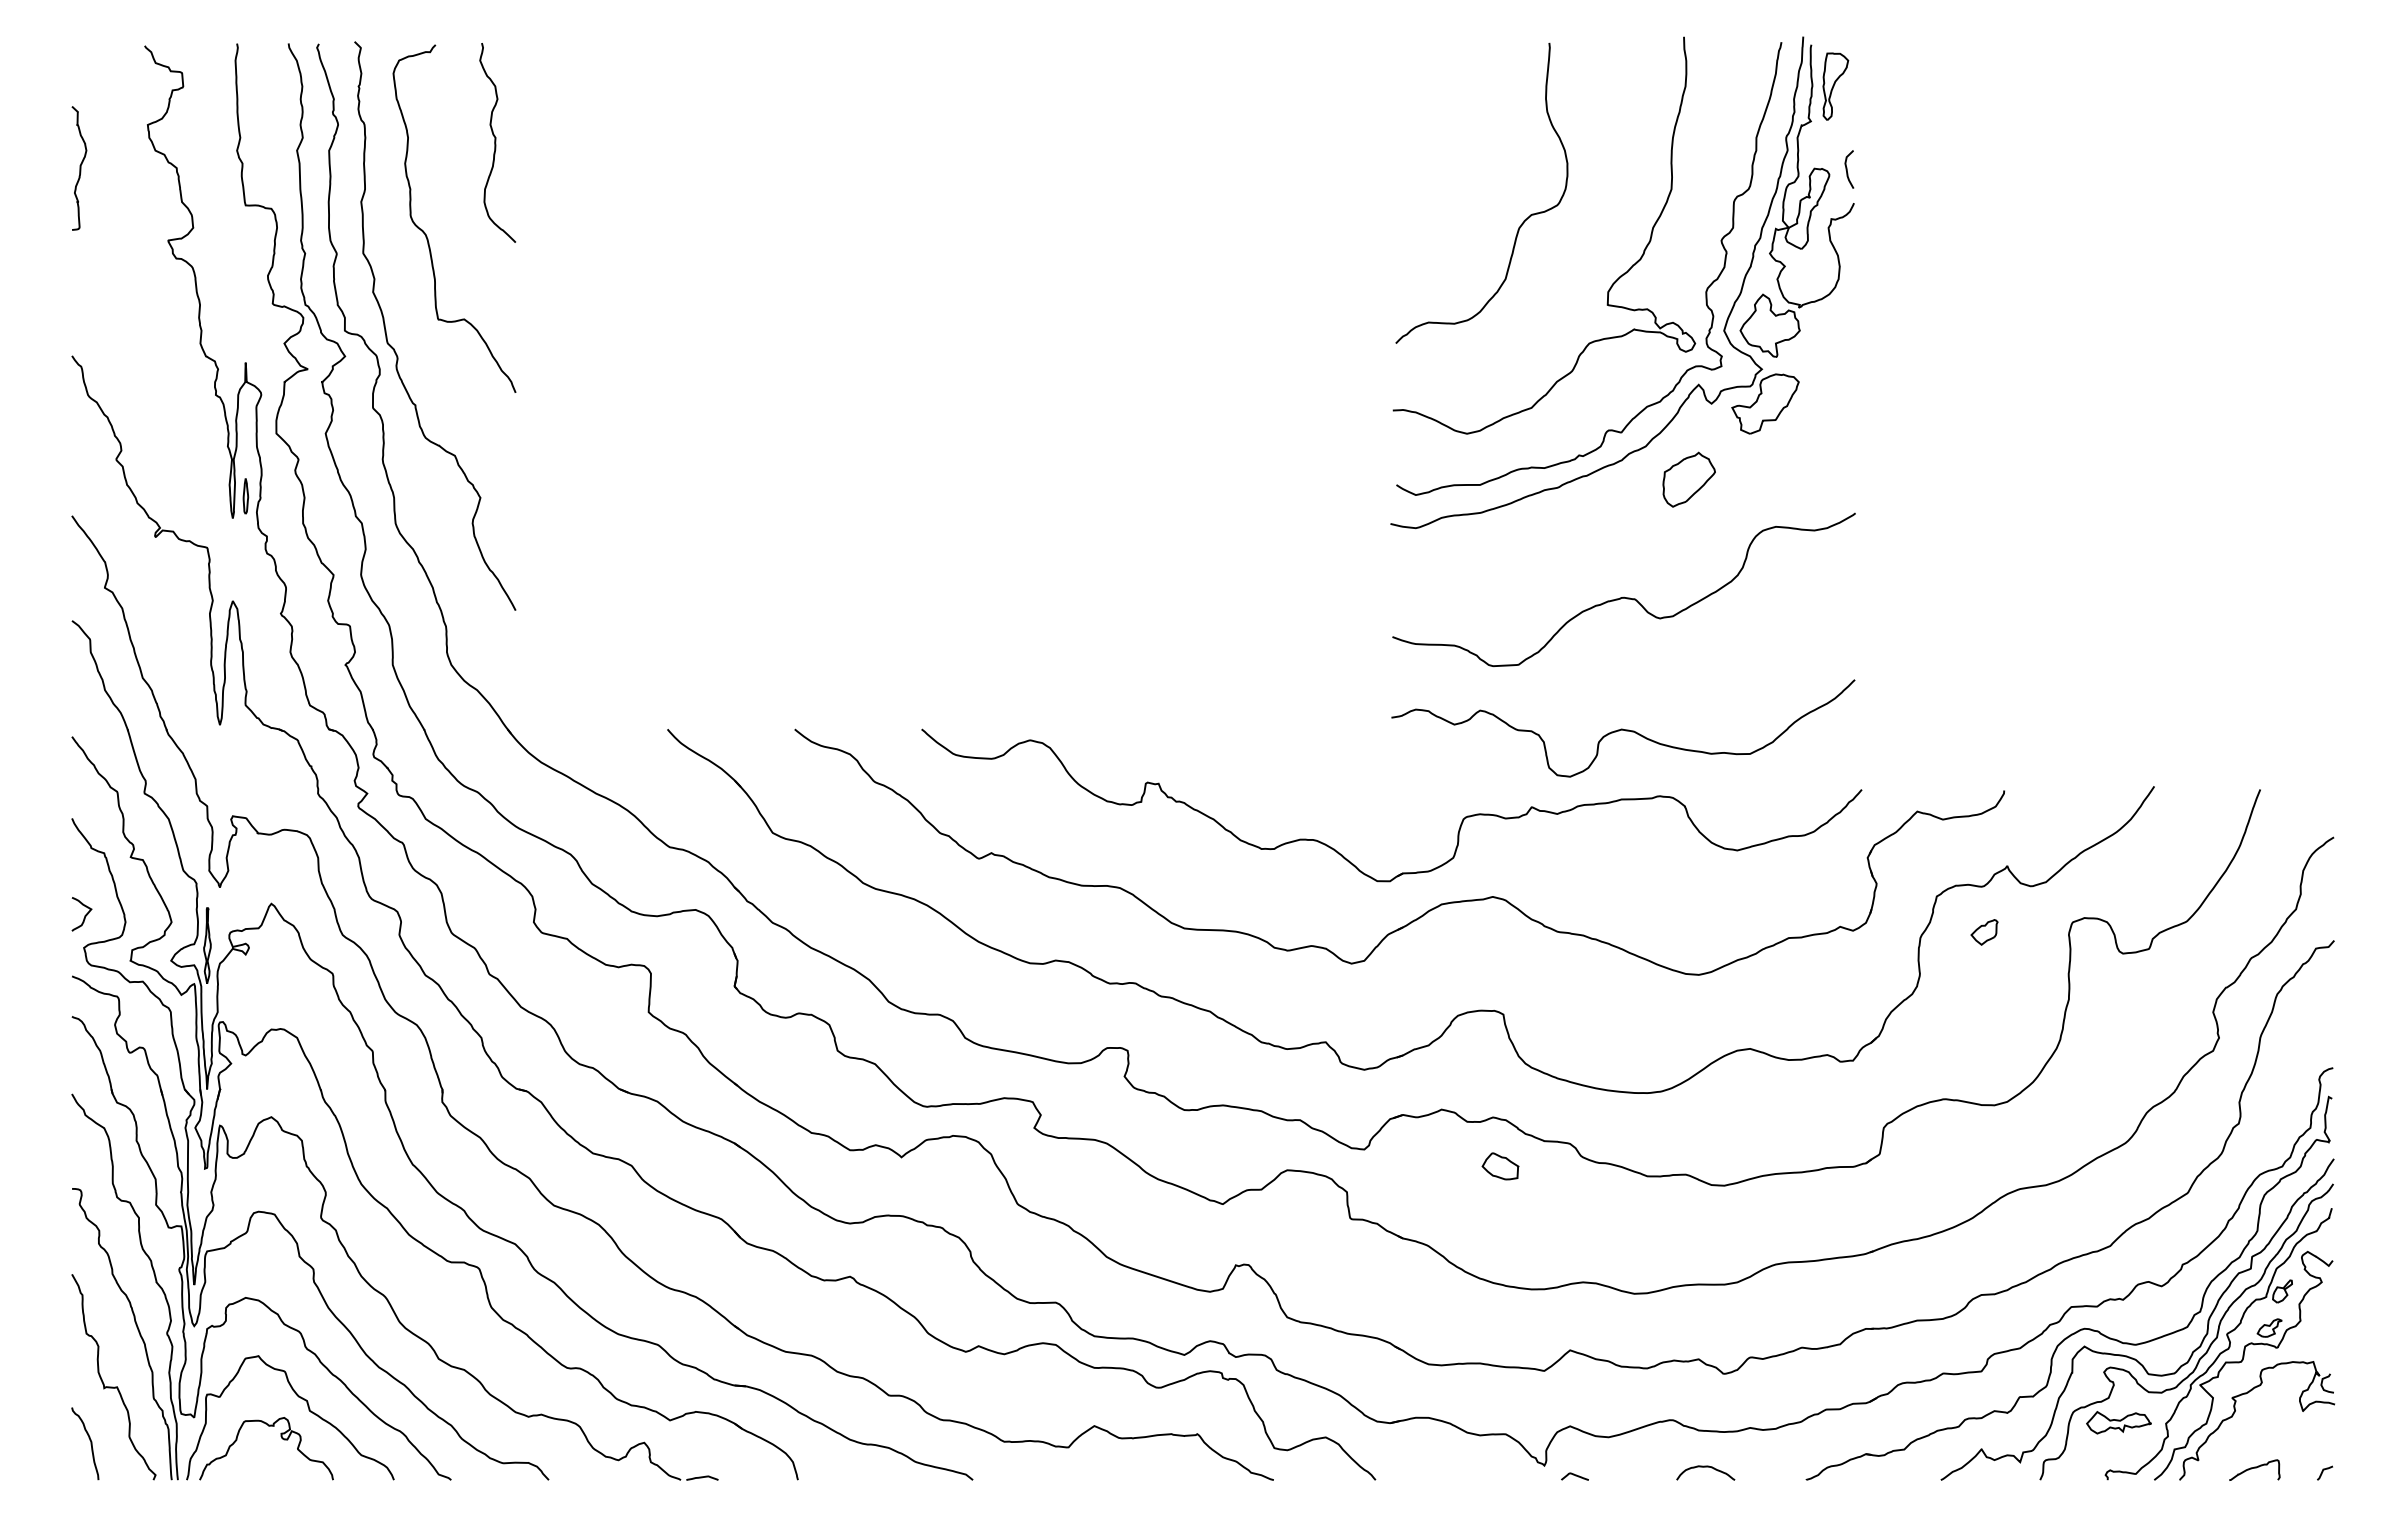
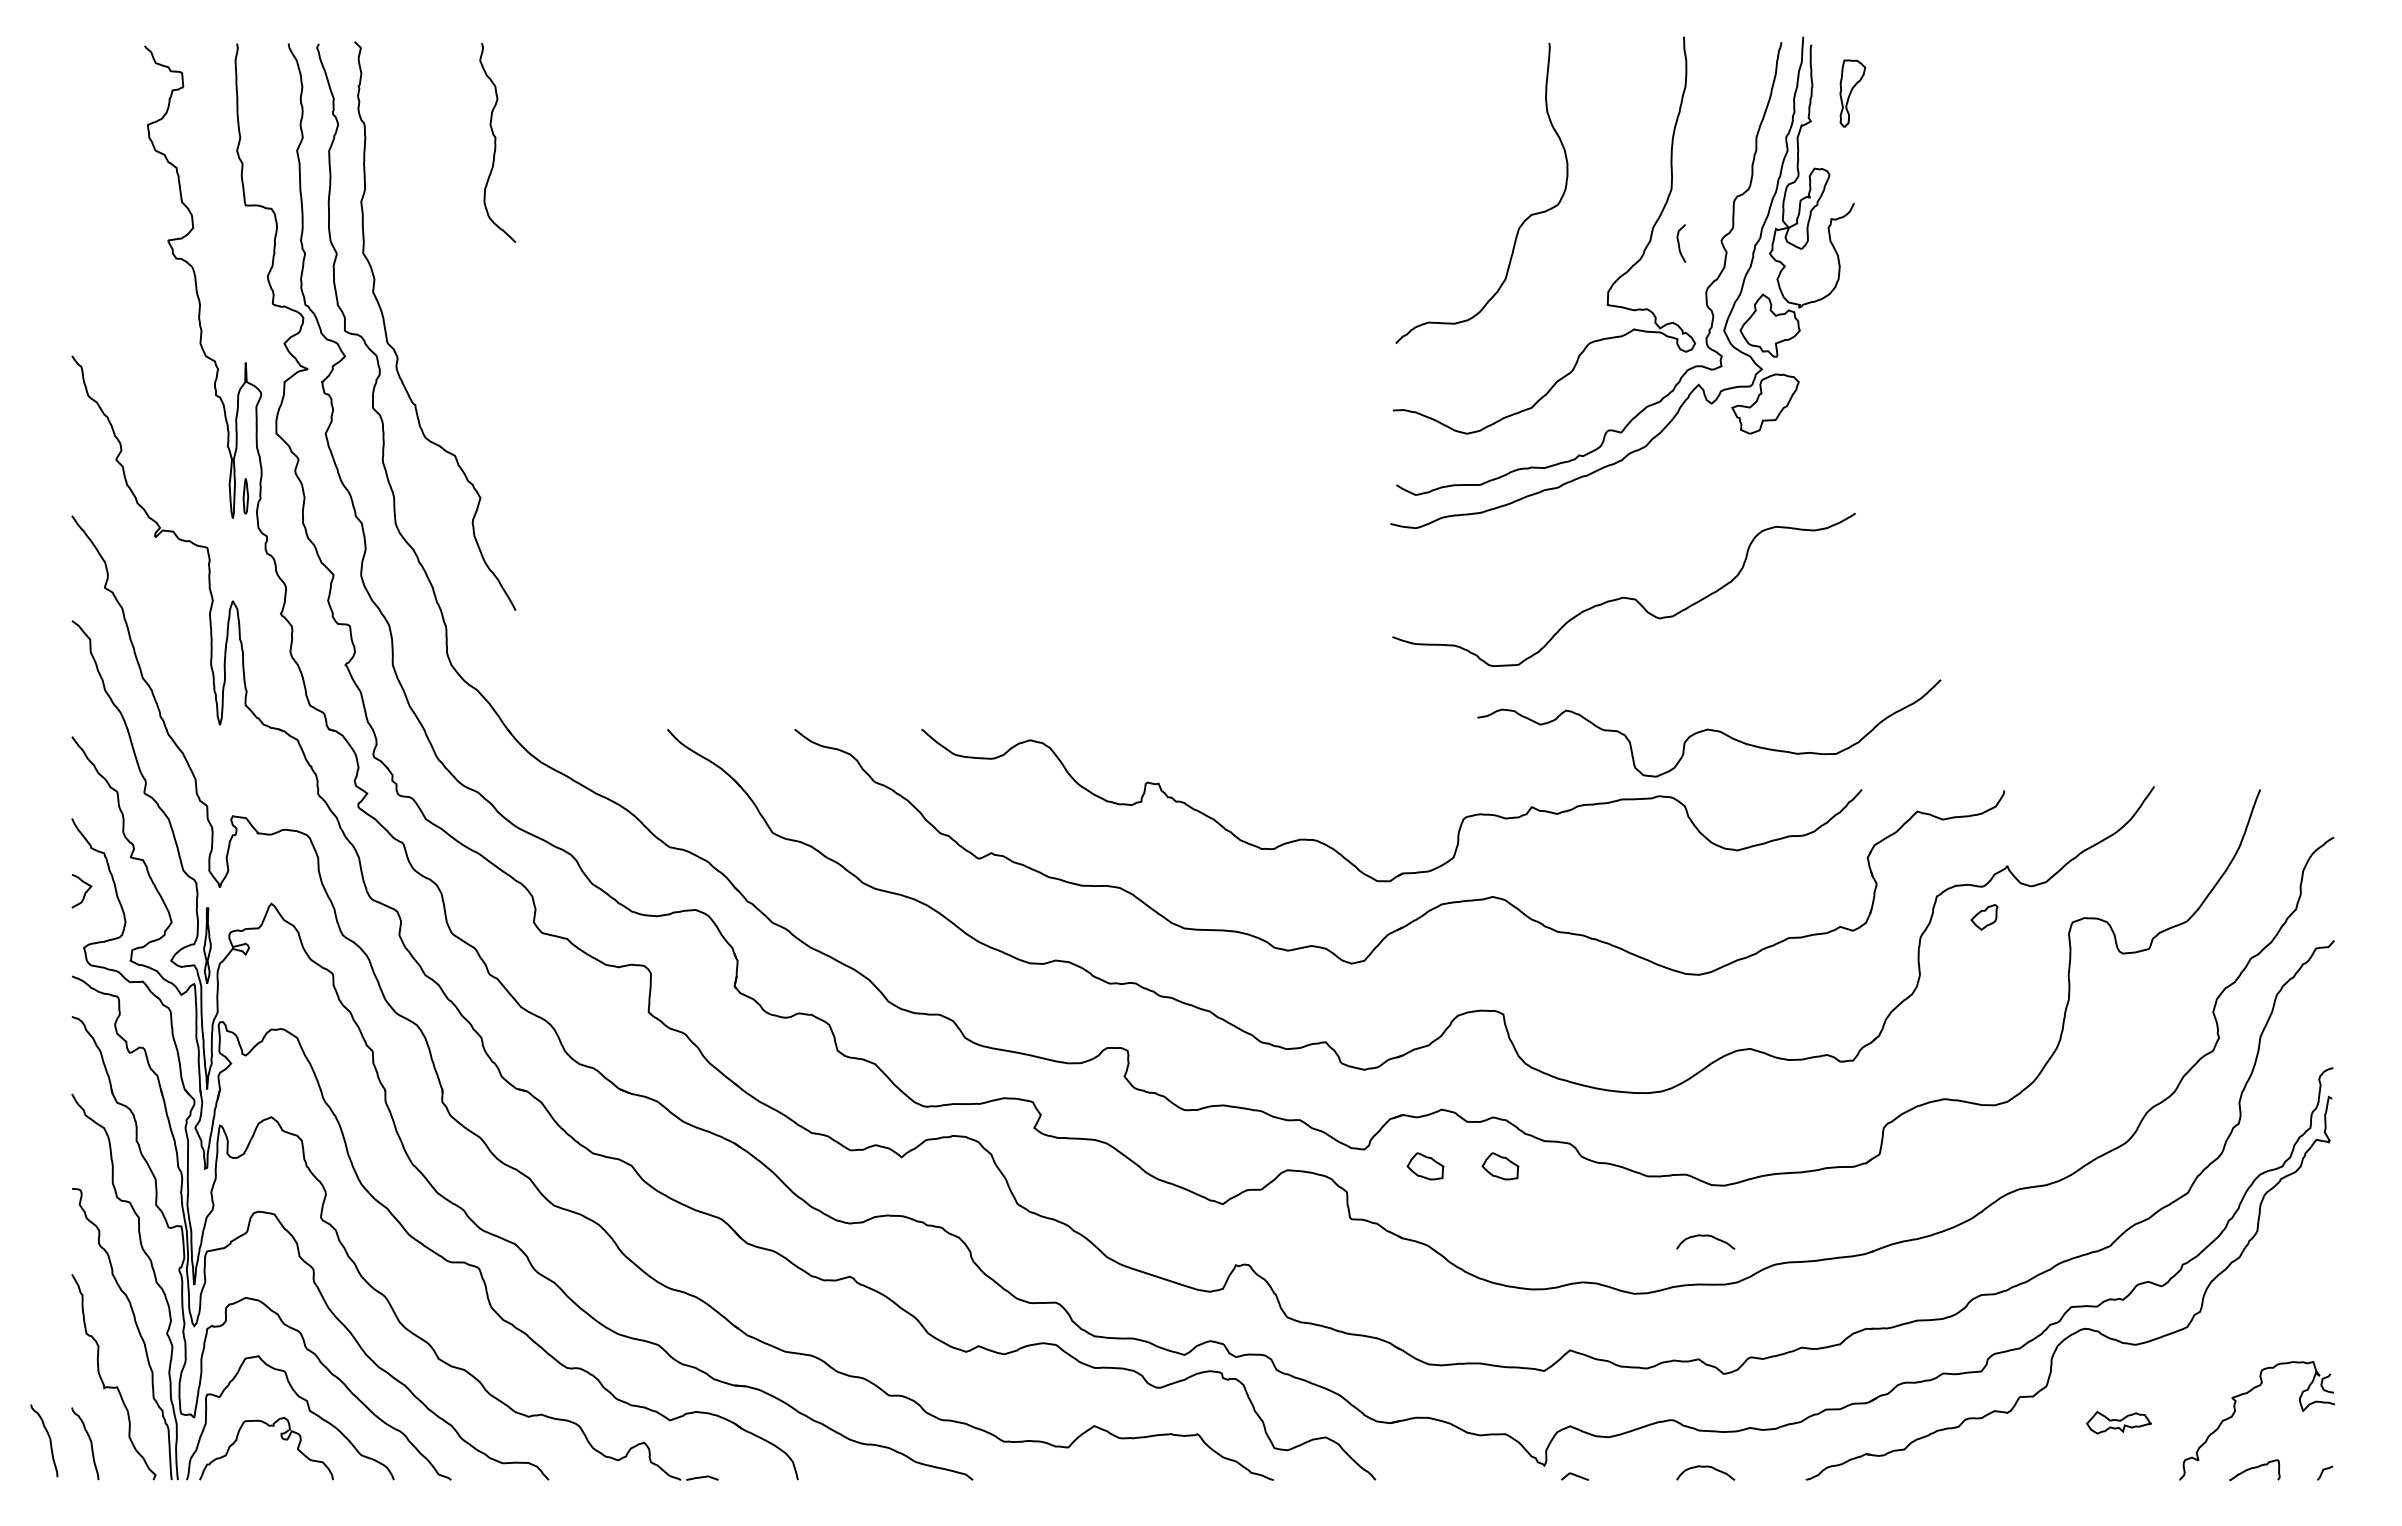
part position: (1835, 86) -> (1852, 93) (1852, 93)
curve: present -> none (79, 168)
curve position: (1847, 169) -> (1679, 243) (1679, 243)
curve: present -> none (425, 232)
part: present -> none (1688, 479)
curve position: (1622, 728) -> (1708, 728) (1708, 728)
curve position: (84, 915) -> (84, 892) (84, 892)
part position: (1984, 932) -> (1984, 917) (1984, 917)
part: none -> present (1425, 1166)
curve: none -> present (1705, 1236)
part: present -> none (2127, 1355)
curve: none -> present (48, 1437)
